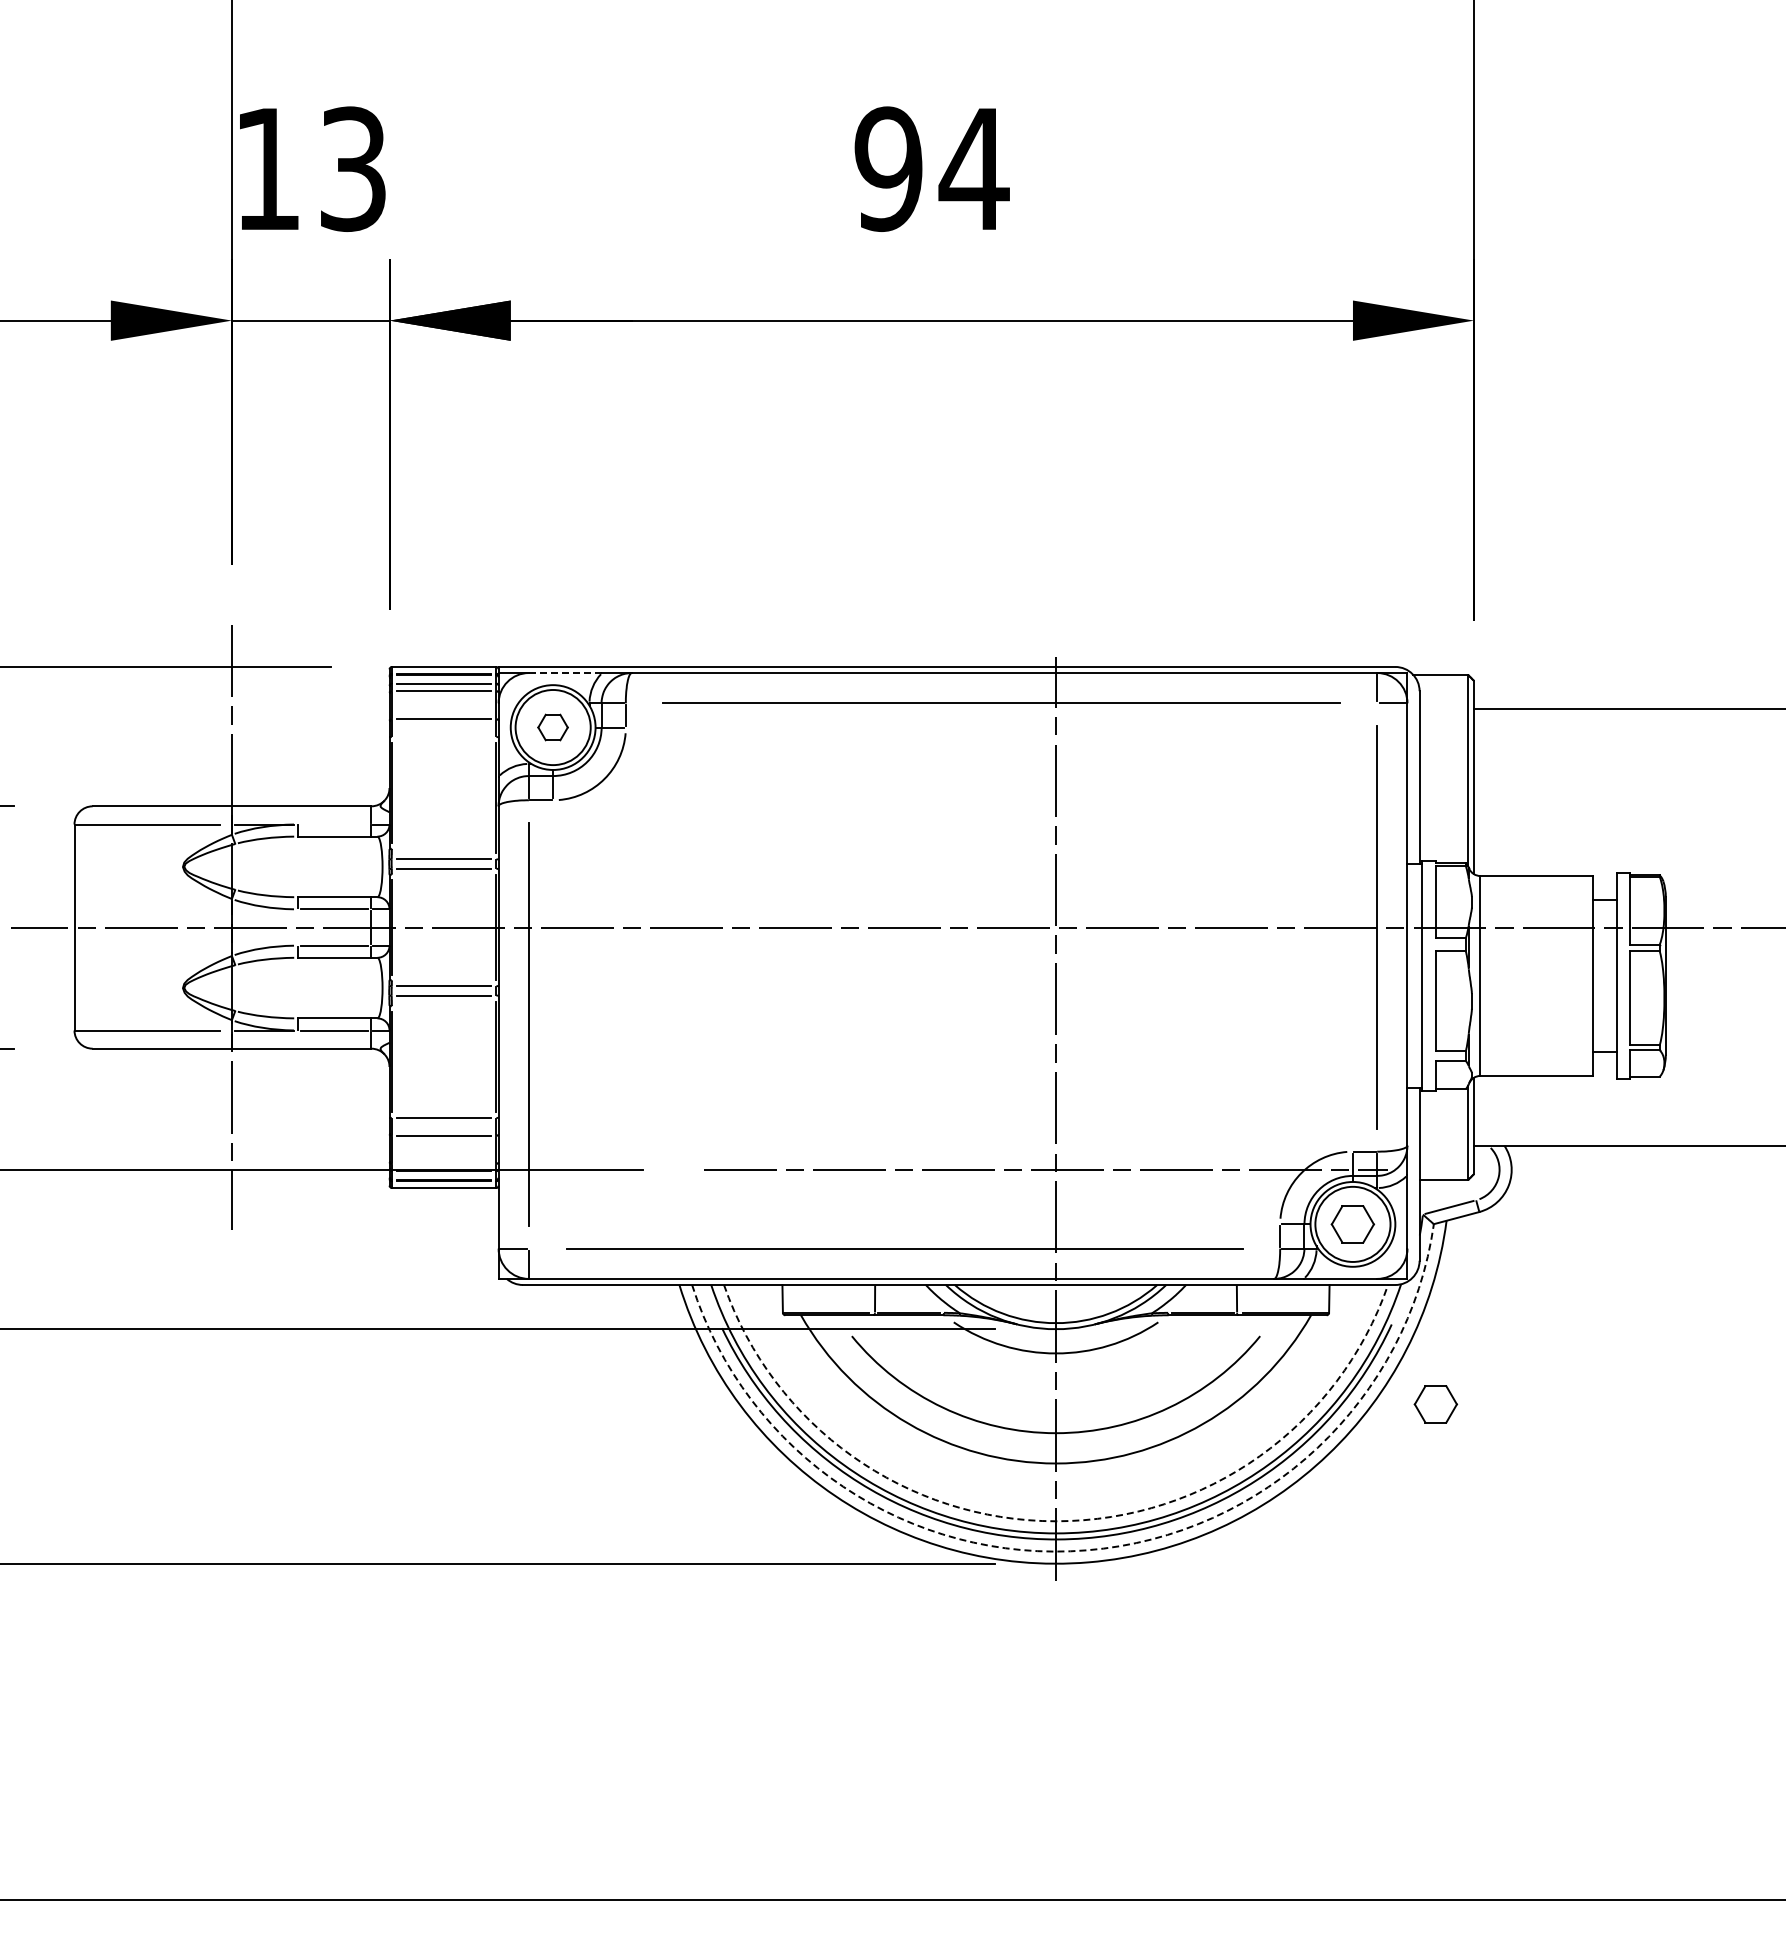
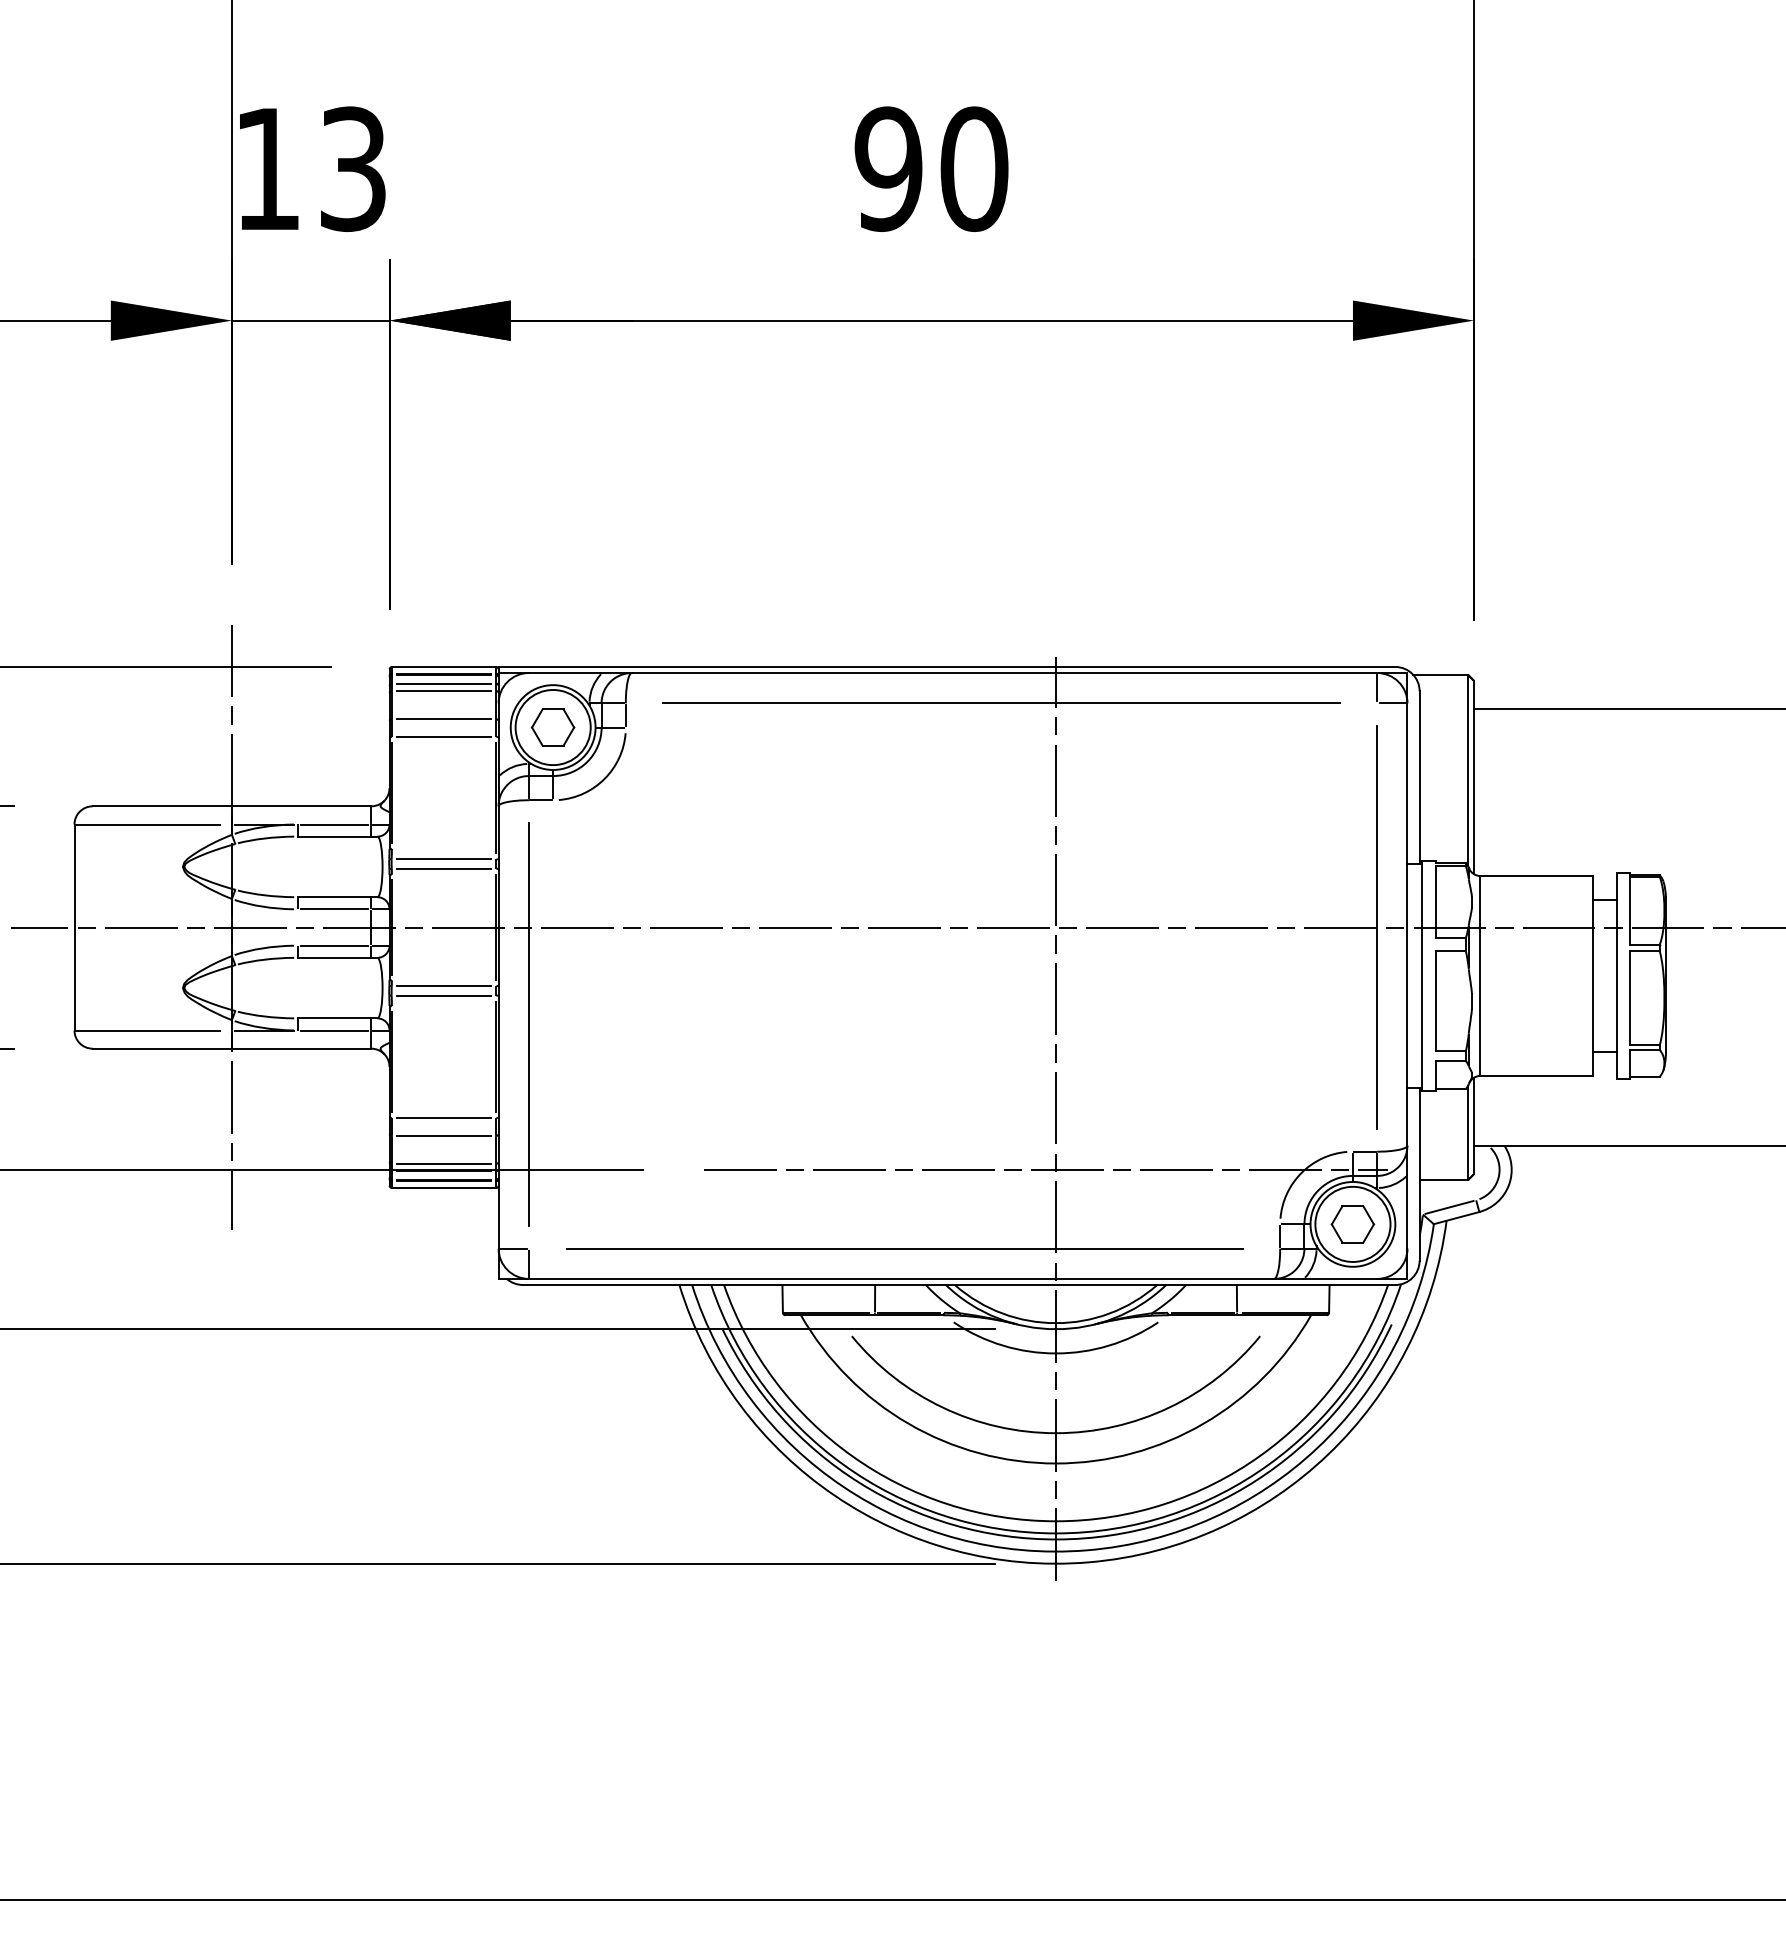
text: 94 -> 90 (973, 168)
line: dashed -> solid (565, 673)
part size: 32x29 px -> 46x39 px (552, 727)
line: none -> present (444, 737)
line: none -> present (334, 824)
line: none -> present (444, 1163)
part: present -> none (1435, 1404)
arc: dashed -> solid (1056, 1521)
arc: dashed -> solid (1087, 1550)
